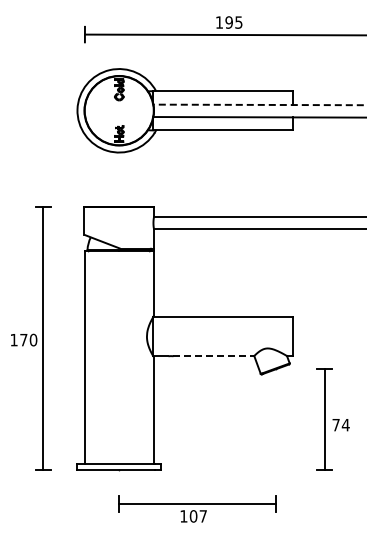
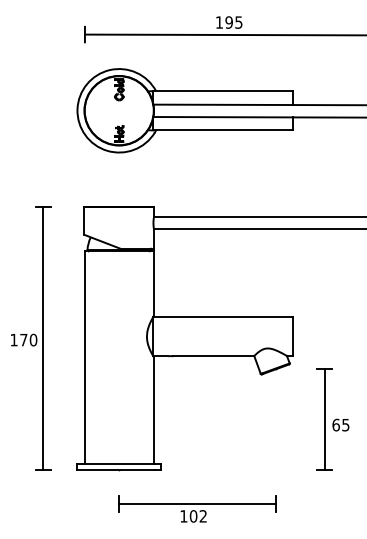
line: dashed -> solid (260, 104)
line: dashed -> solid (214, 356)
text: 74 -> 65 (340, 424)
text: 107 -> 102 (202, 516)
